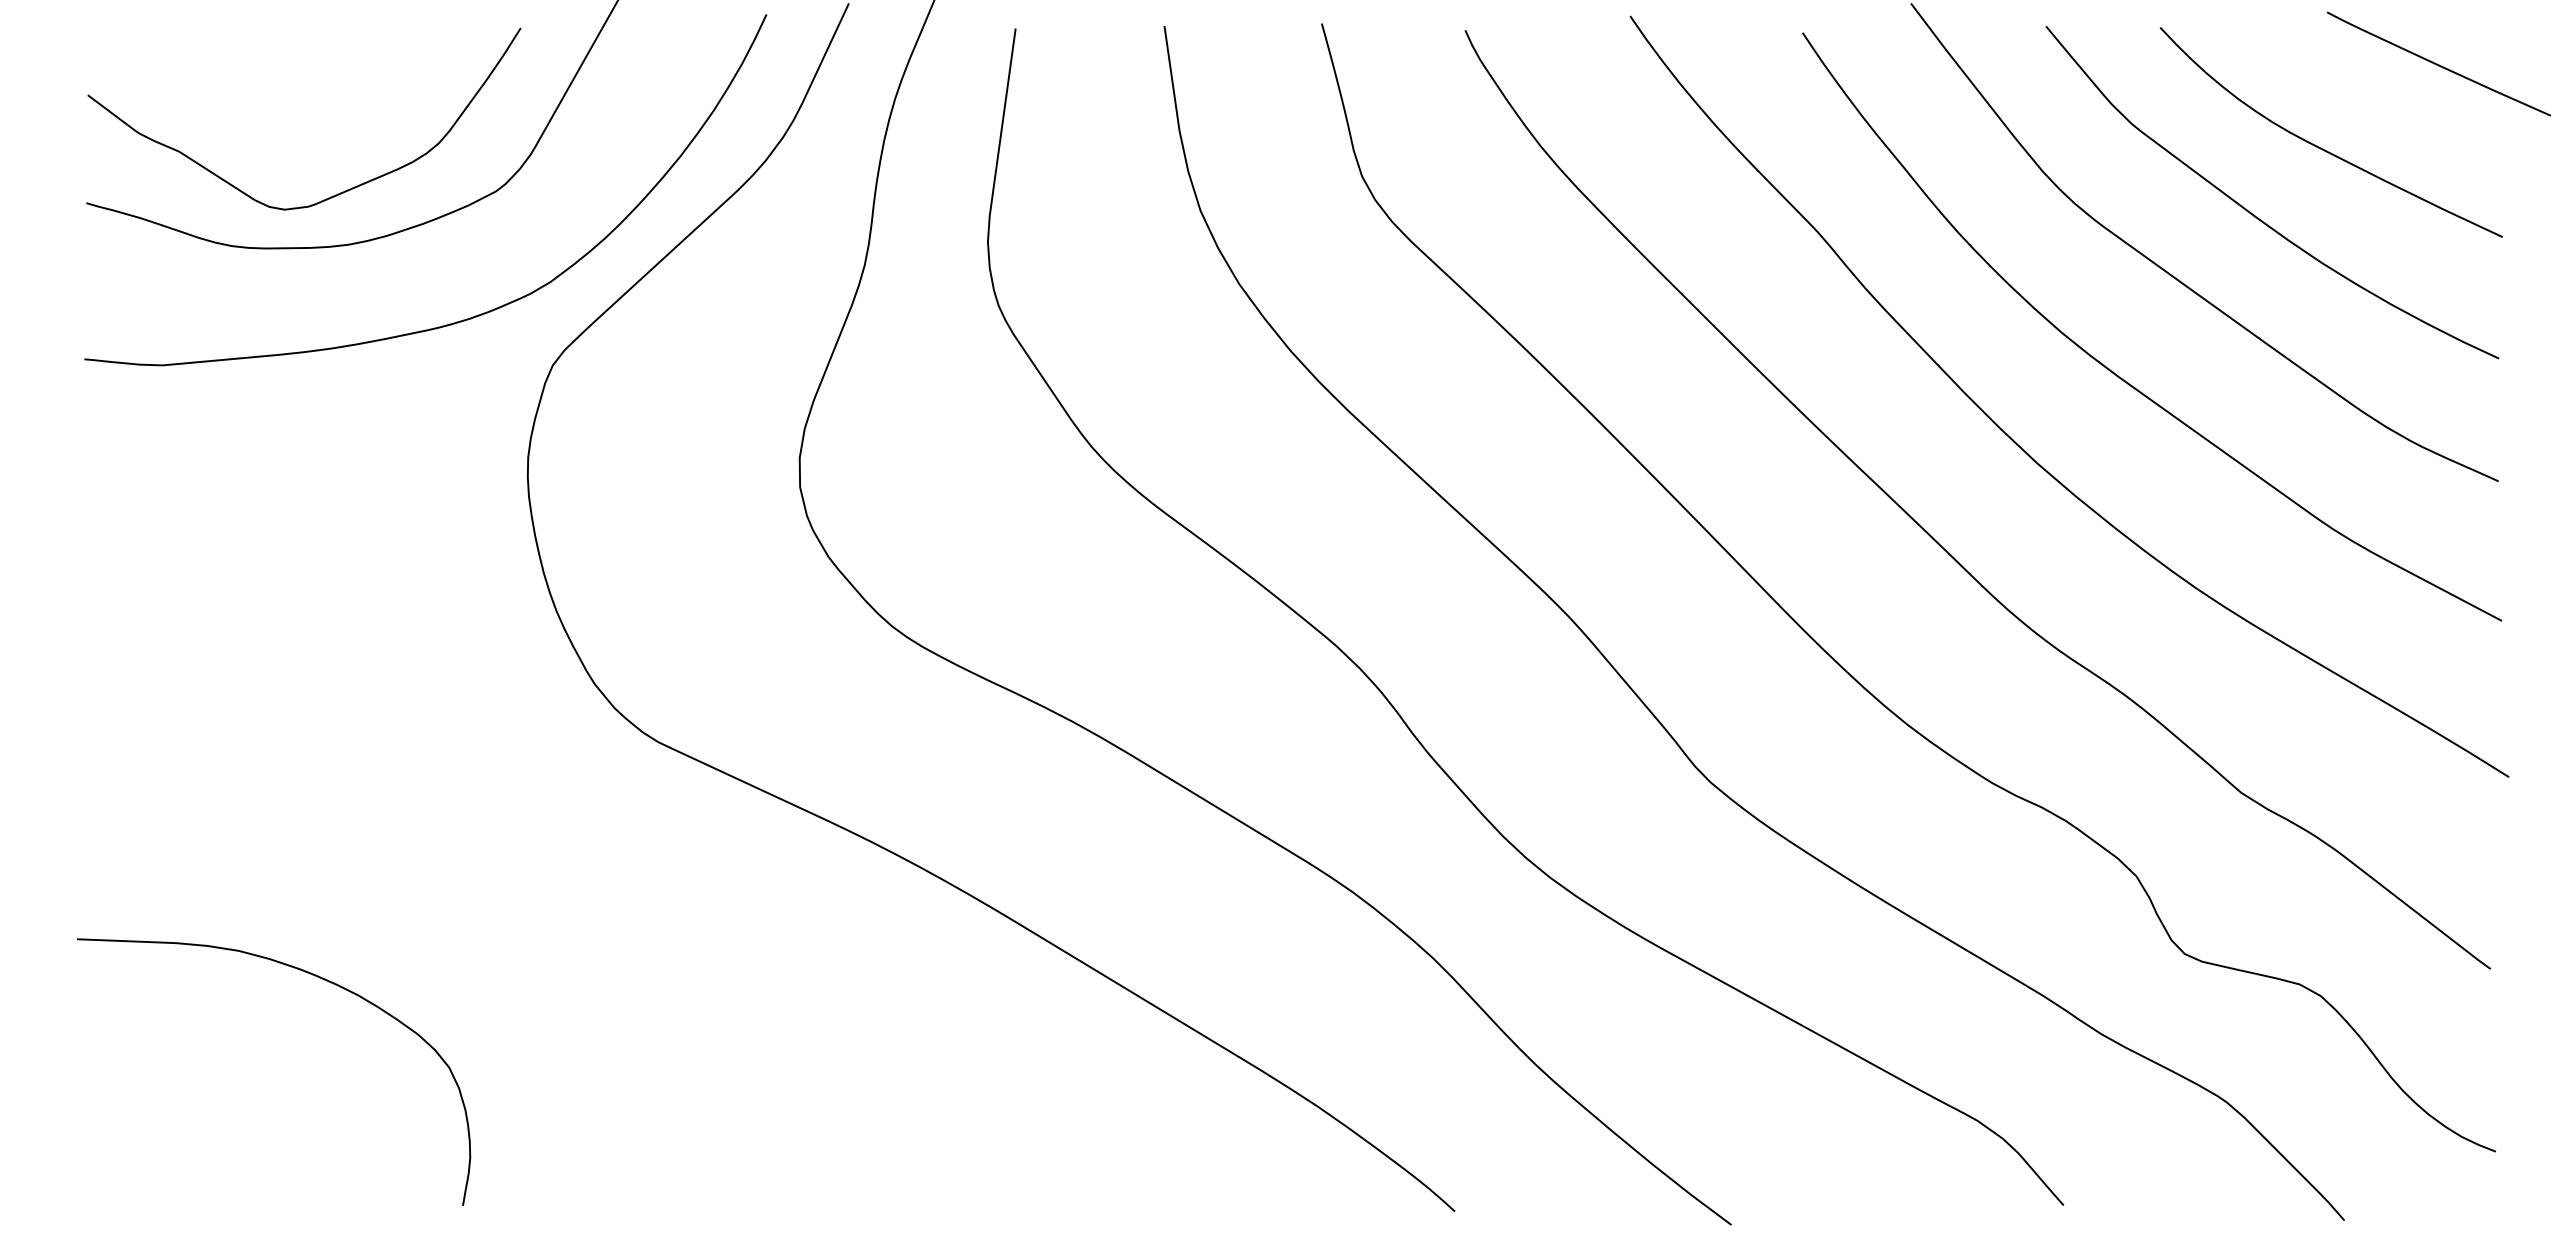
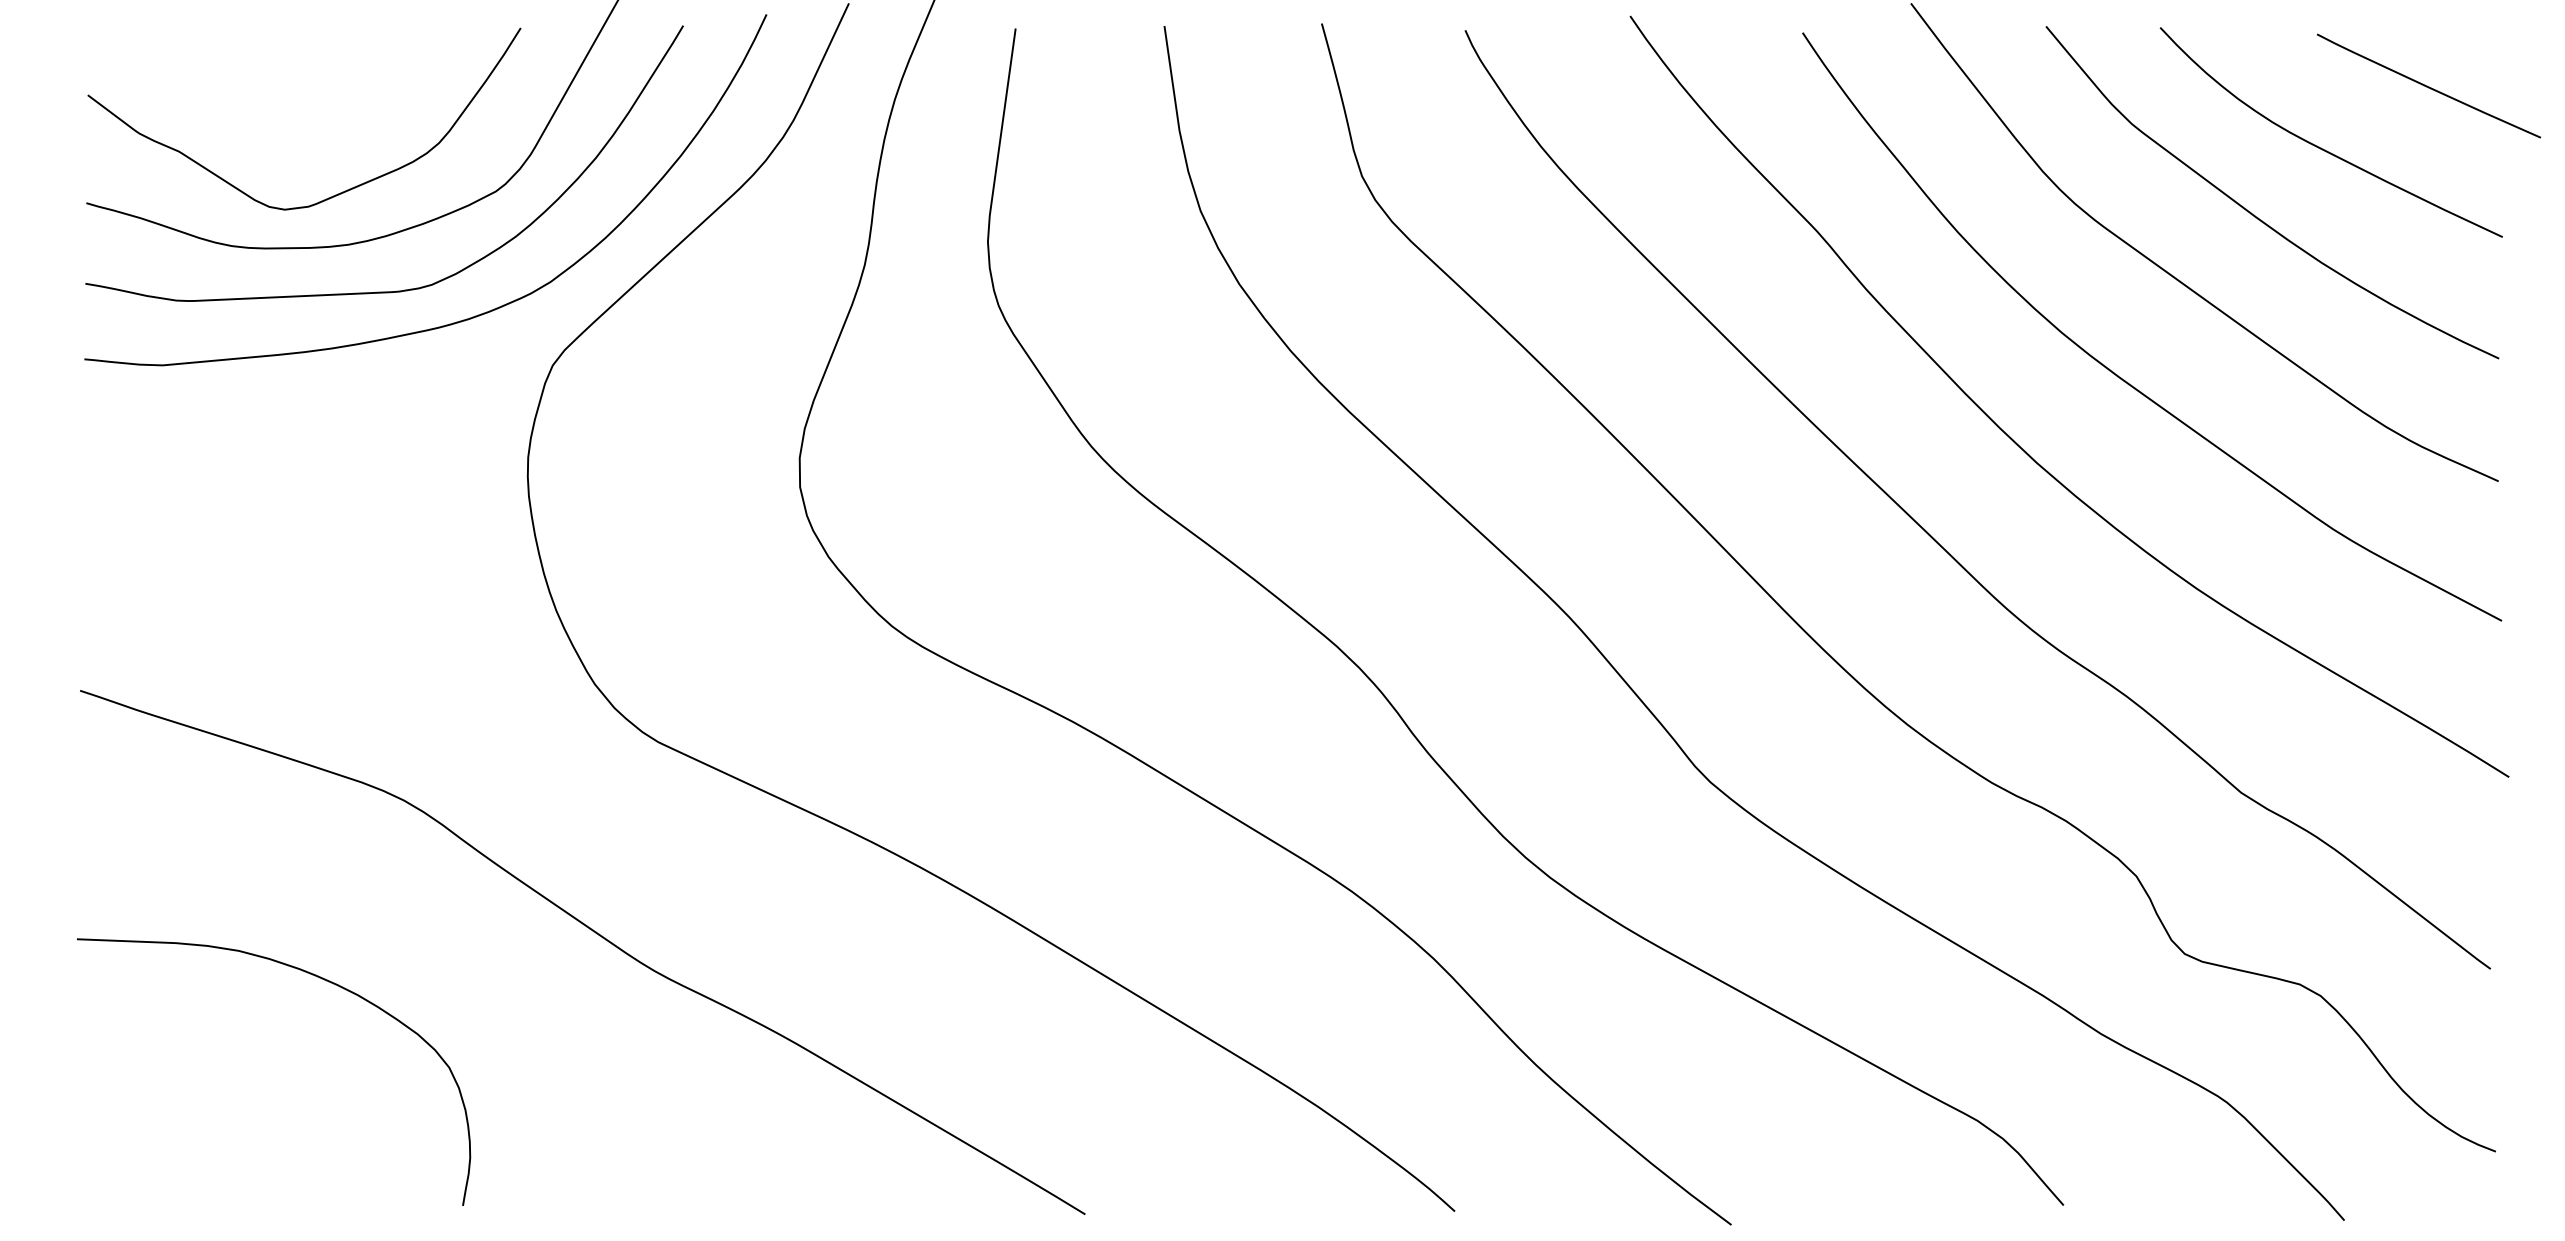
curve position: (2437, 63) -> (2427, 85) (2427, 85)
curve: none -> present (396, 290)
curve: none -> present (596, 934)
